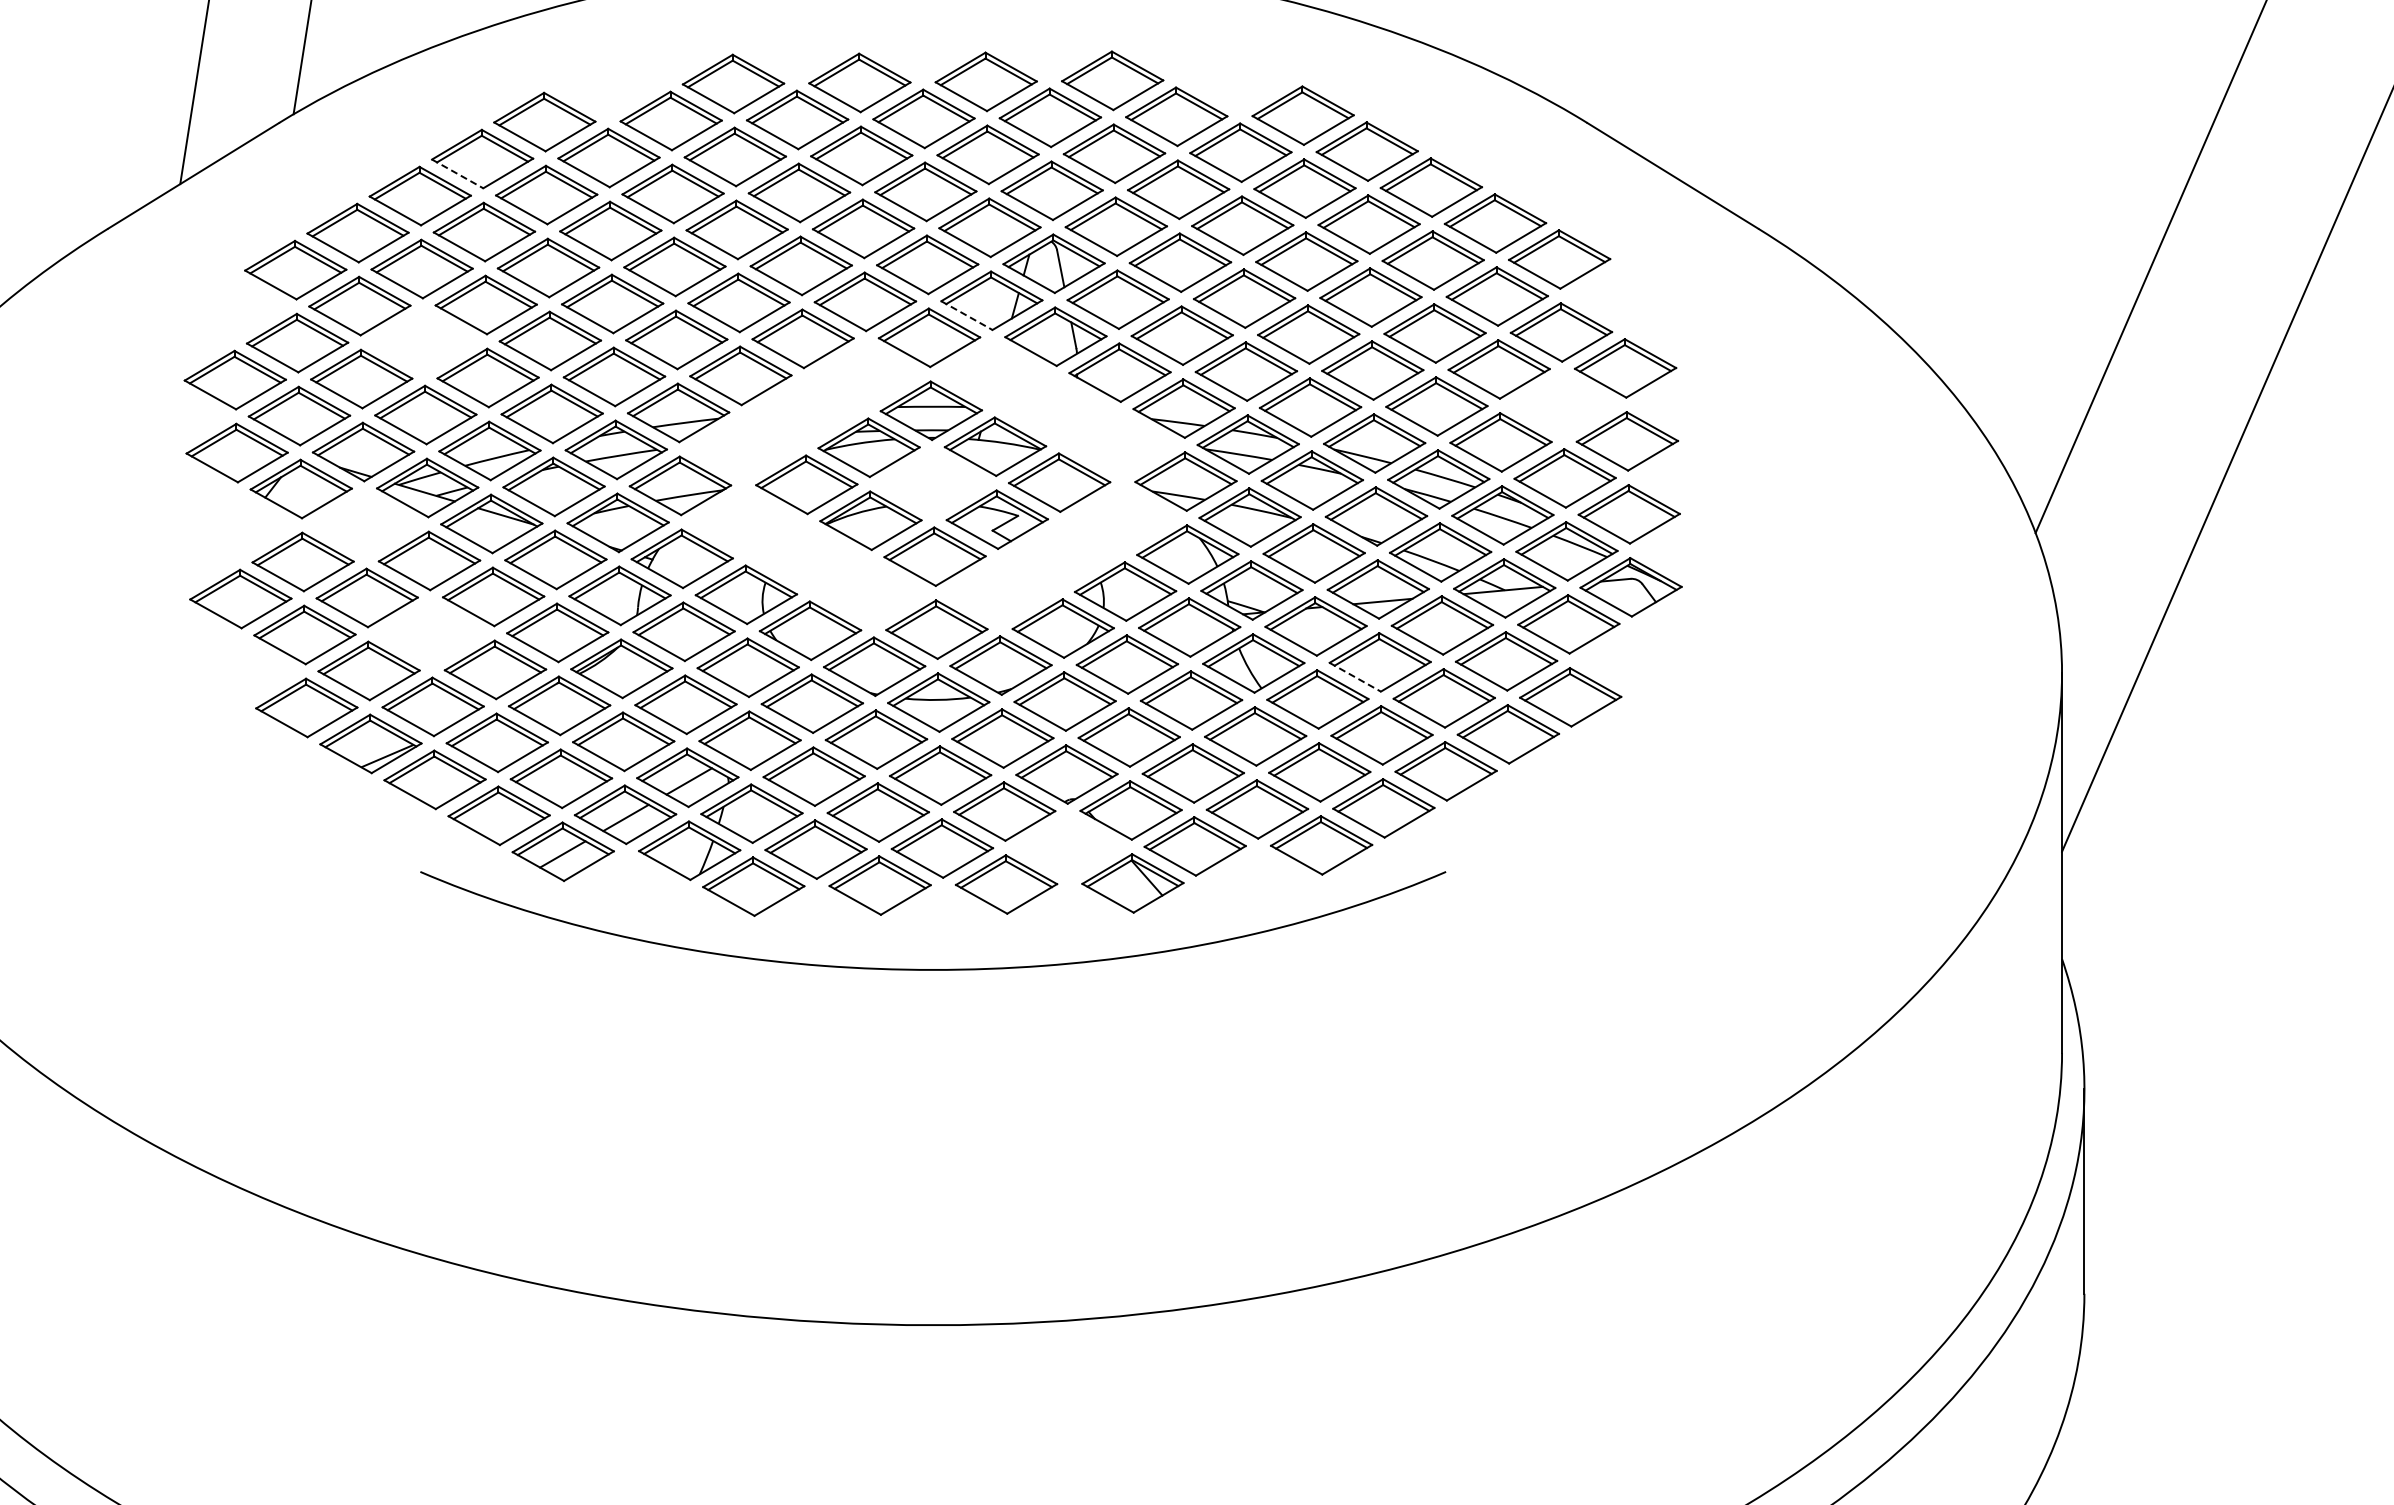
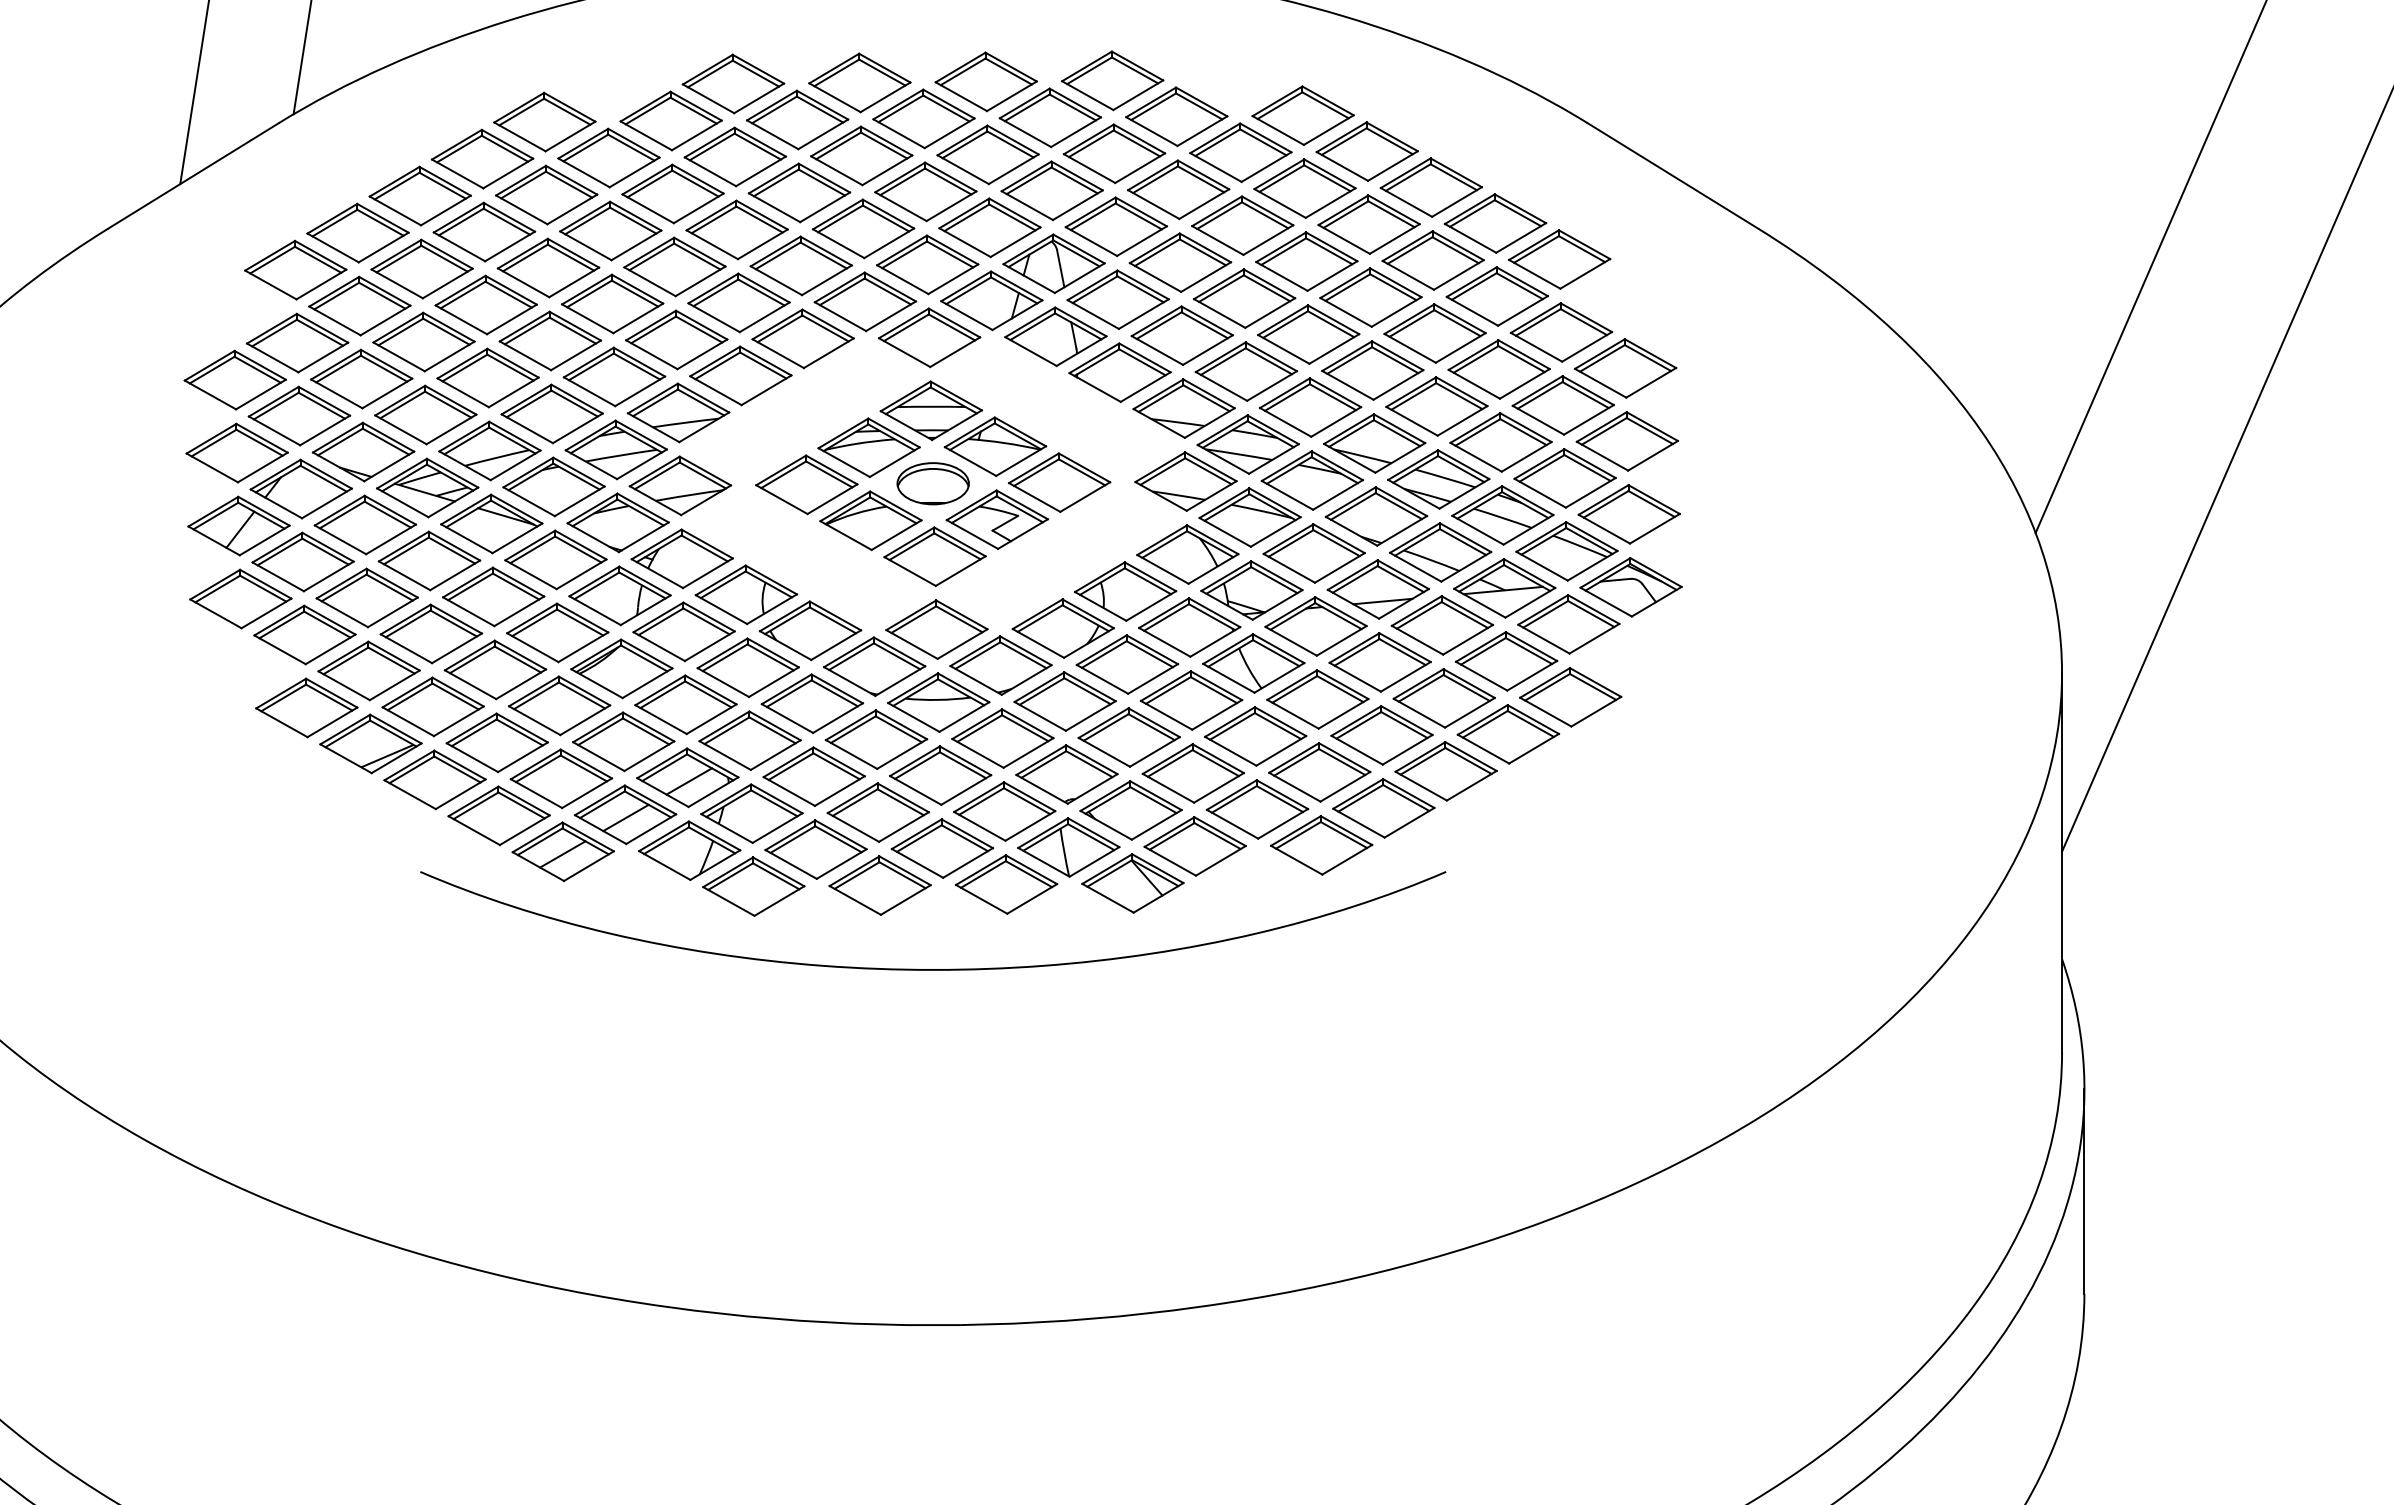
line: dashed -> solid (458, 174)
line: dashed -> solid (967, 315)
part: none -> present (423, 341)
part: none -> present (1562, 405)
part: none -> present (932, 483)
part: none -> present (365, 524)
part: none -> present (238, 525)
part: none -> present (431, 633)
line: dashed -> solid (1355, 677)
part: none -> present (1068, 847)
